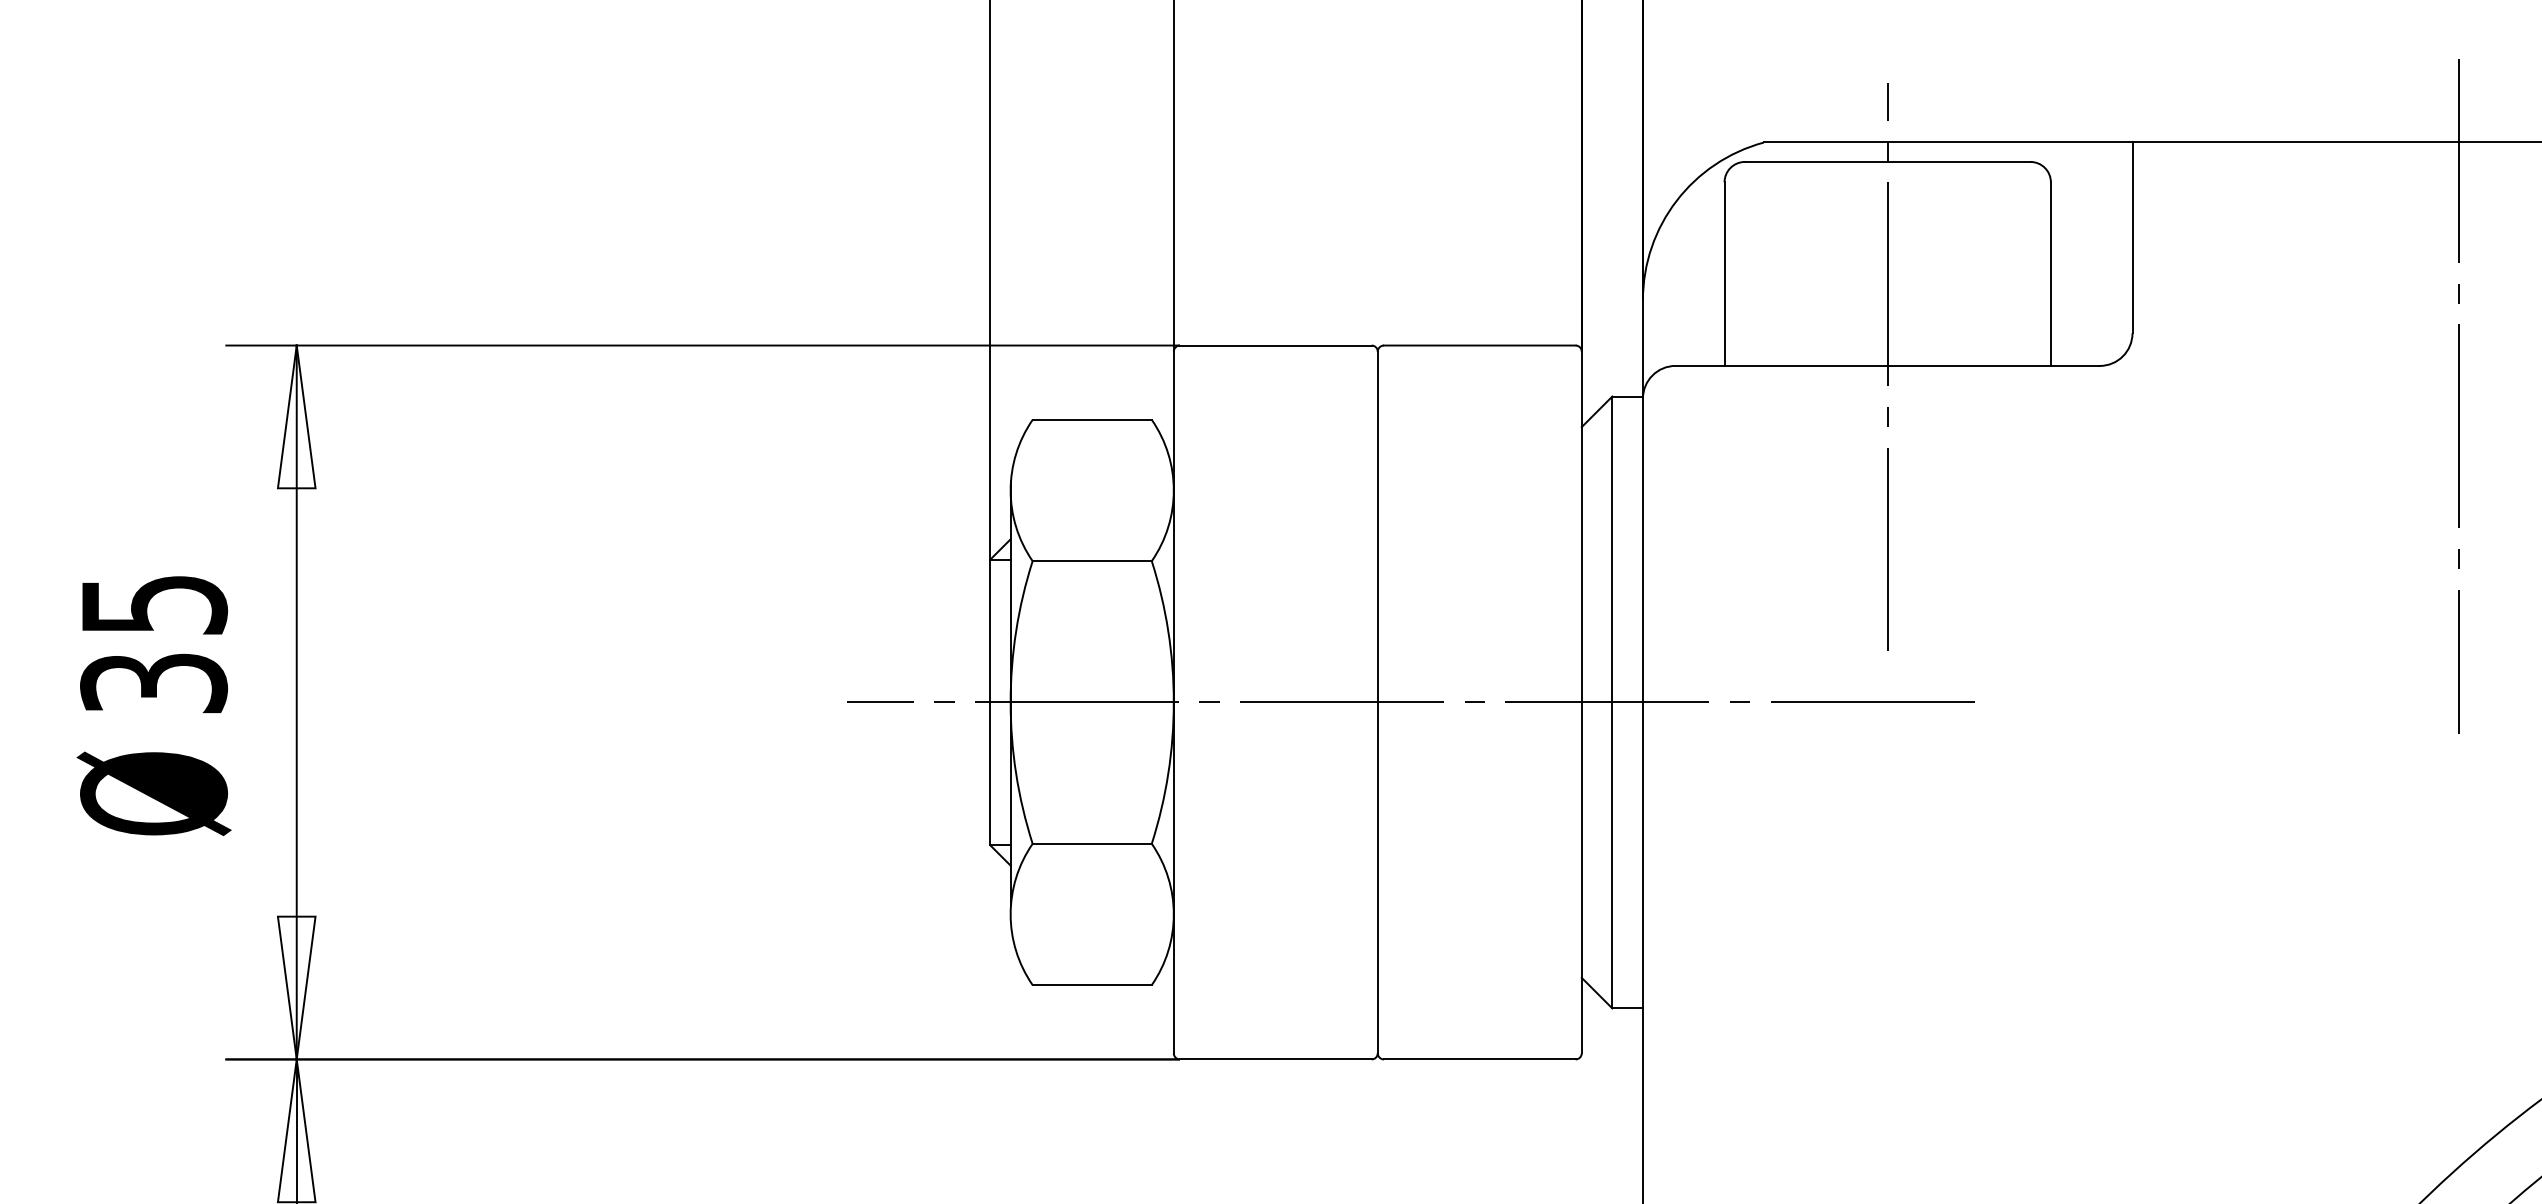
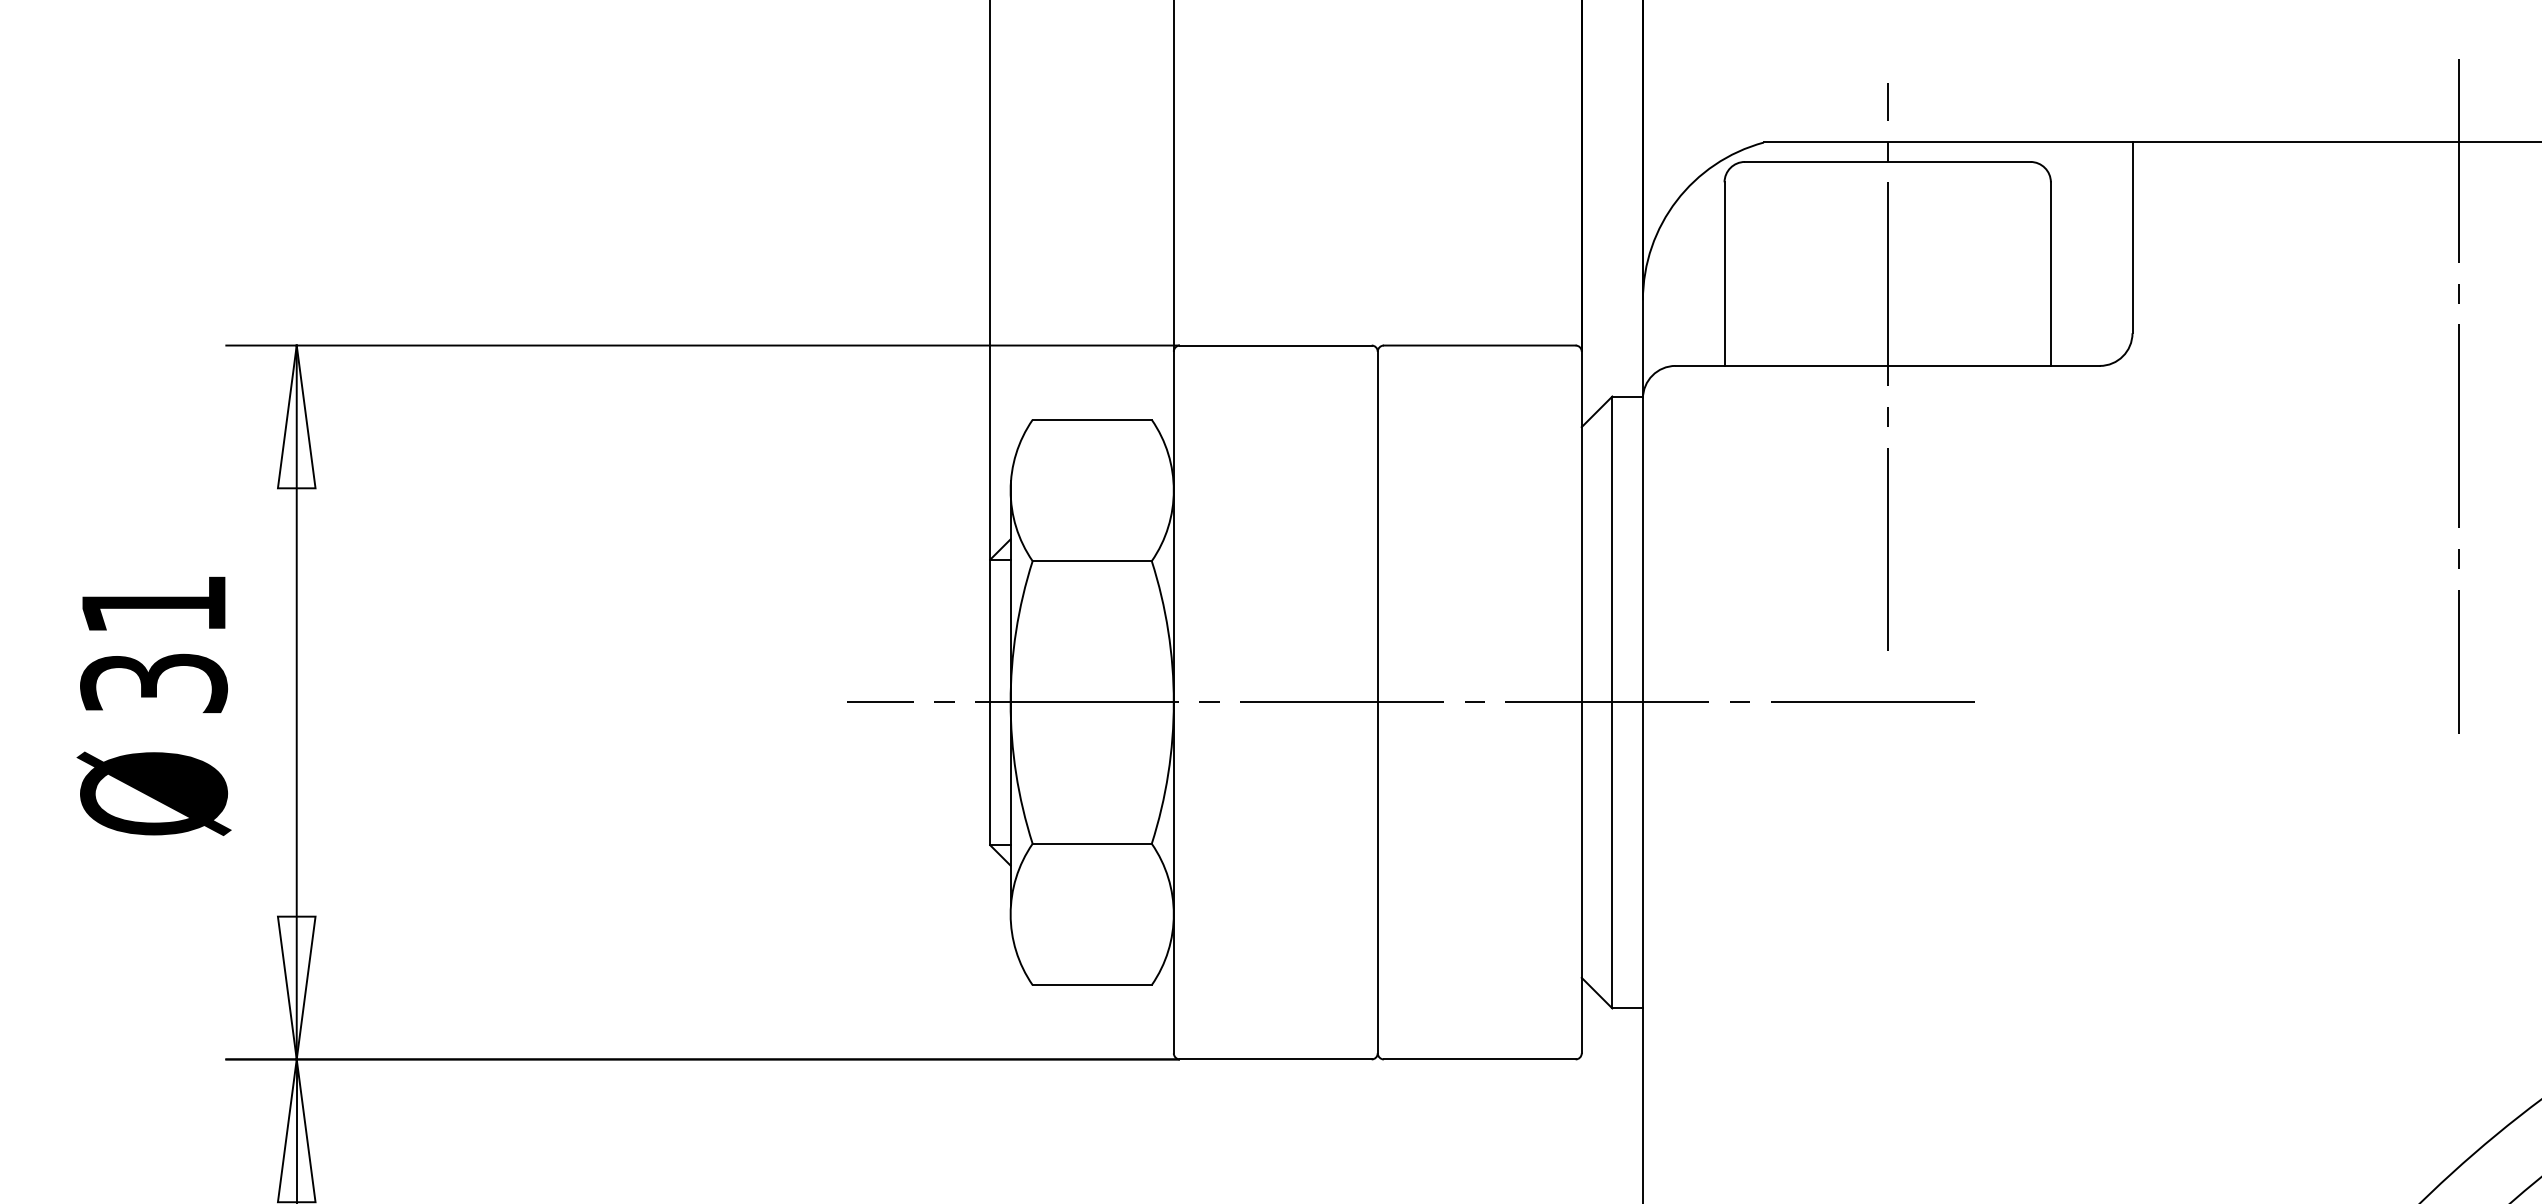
text: 35 -> 31 (155, 605)
